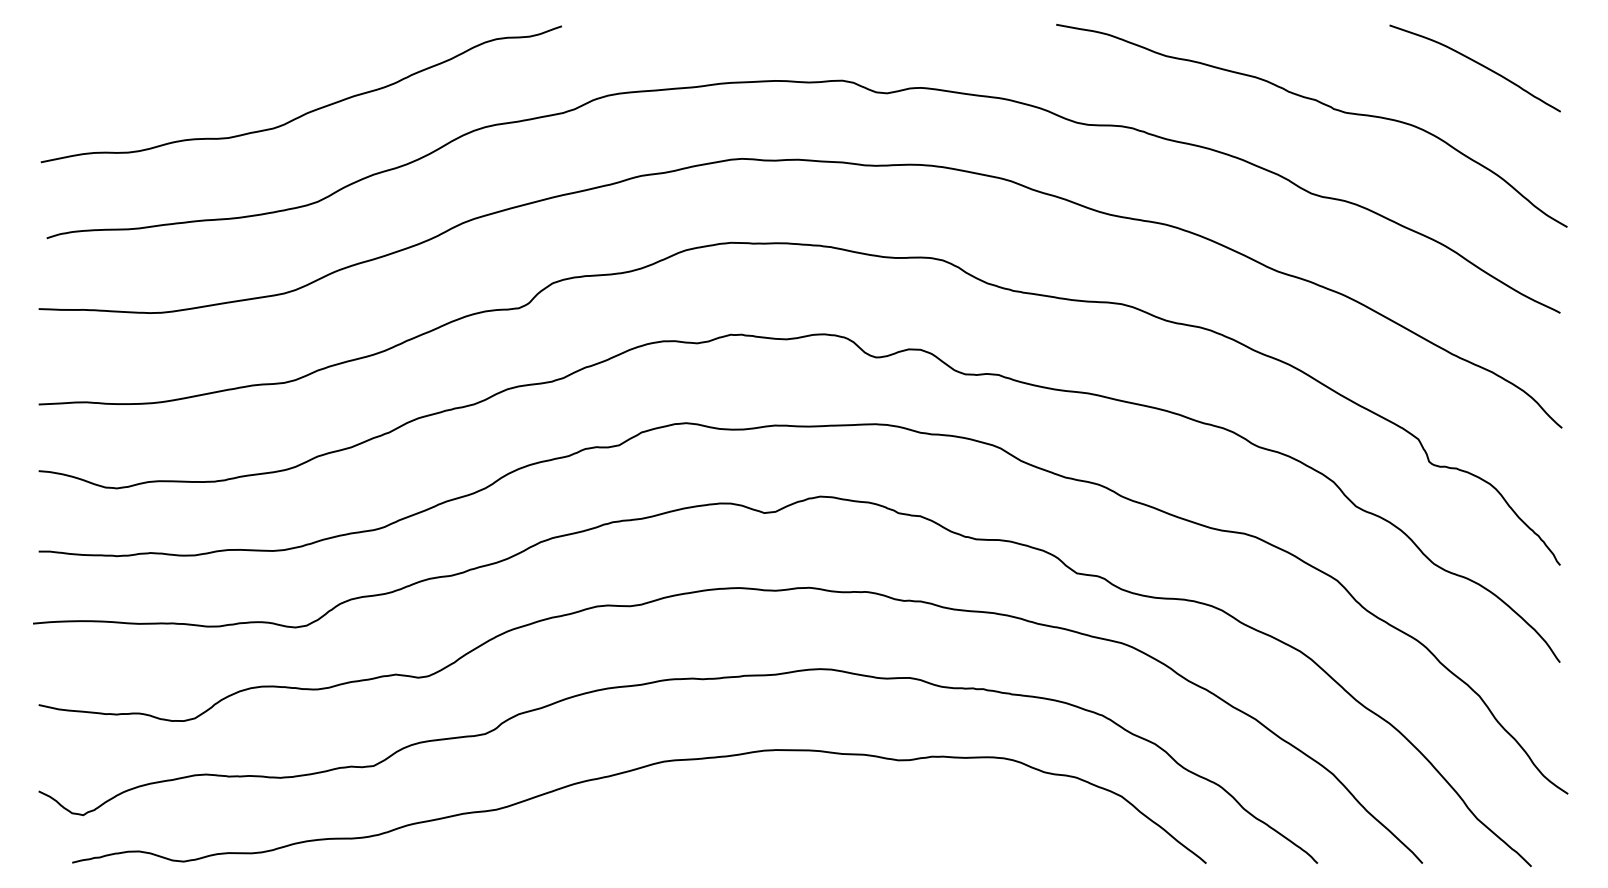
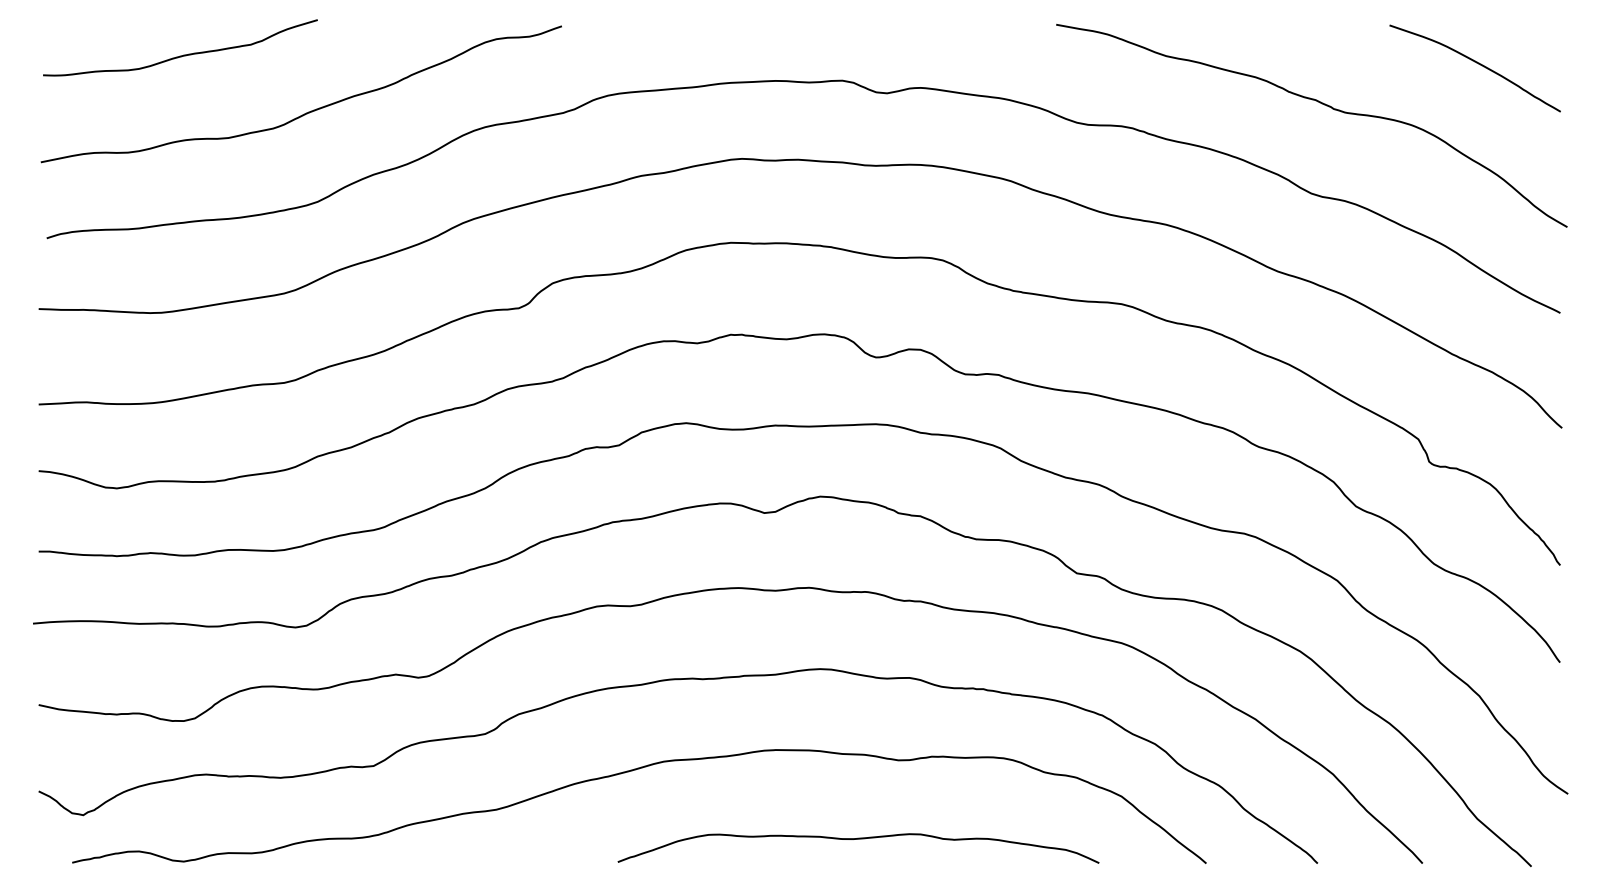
curve: none -> present (183, 54)
curve: none -> present (858, 839)
